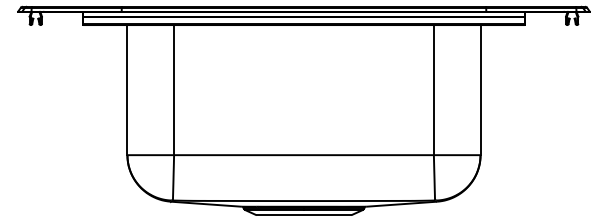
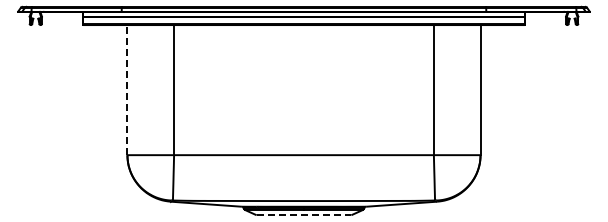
line: solid -> dashed (127, 89)
line: solid -> dashed (304, 215)
